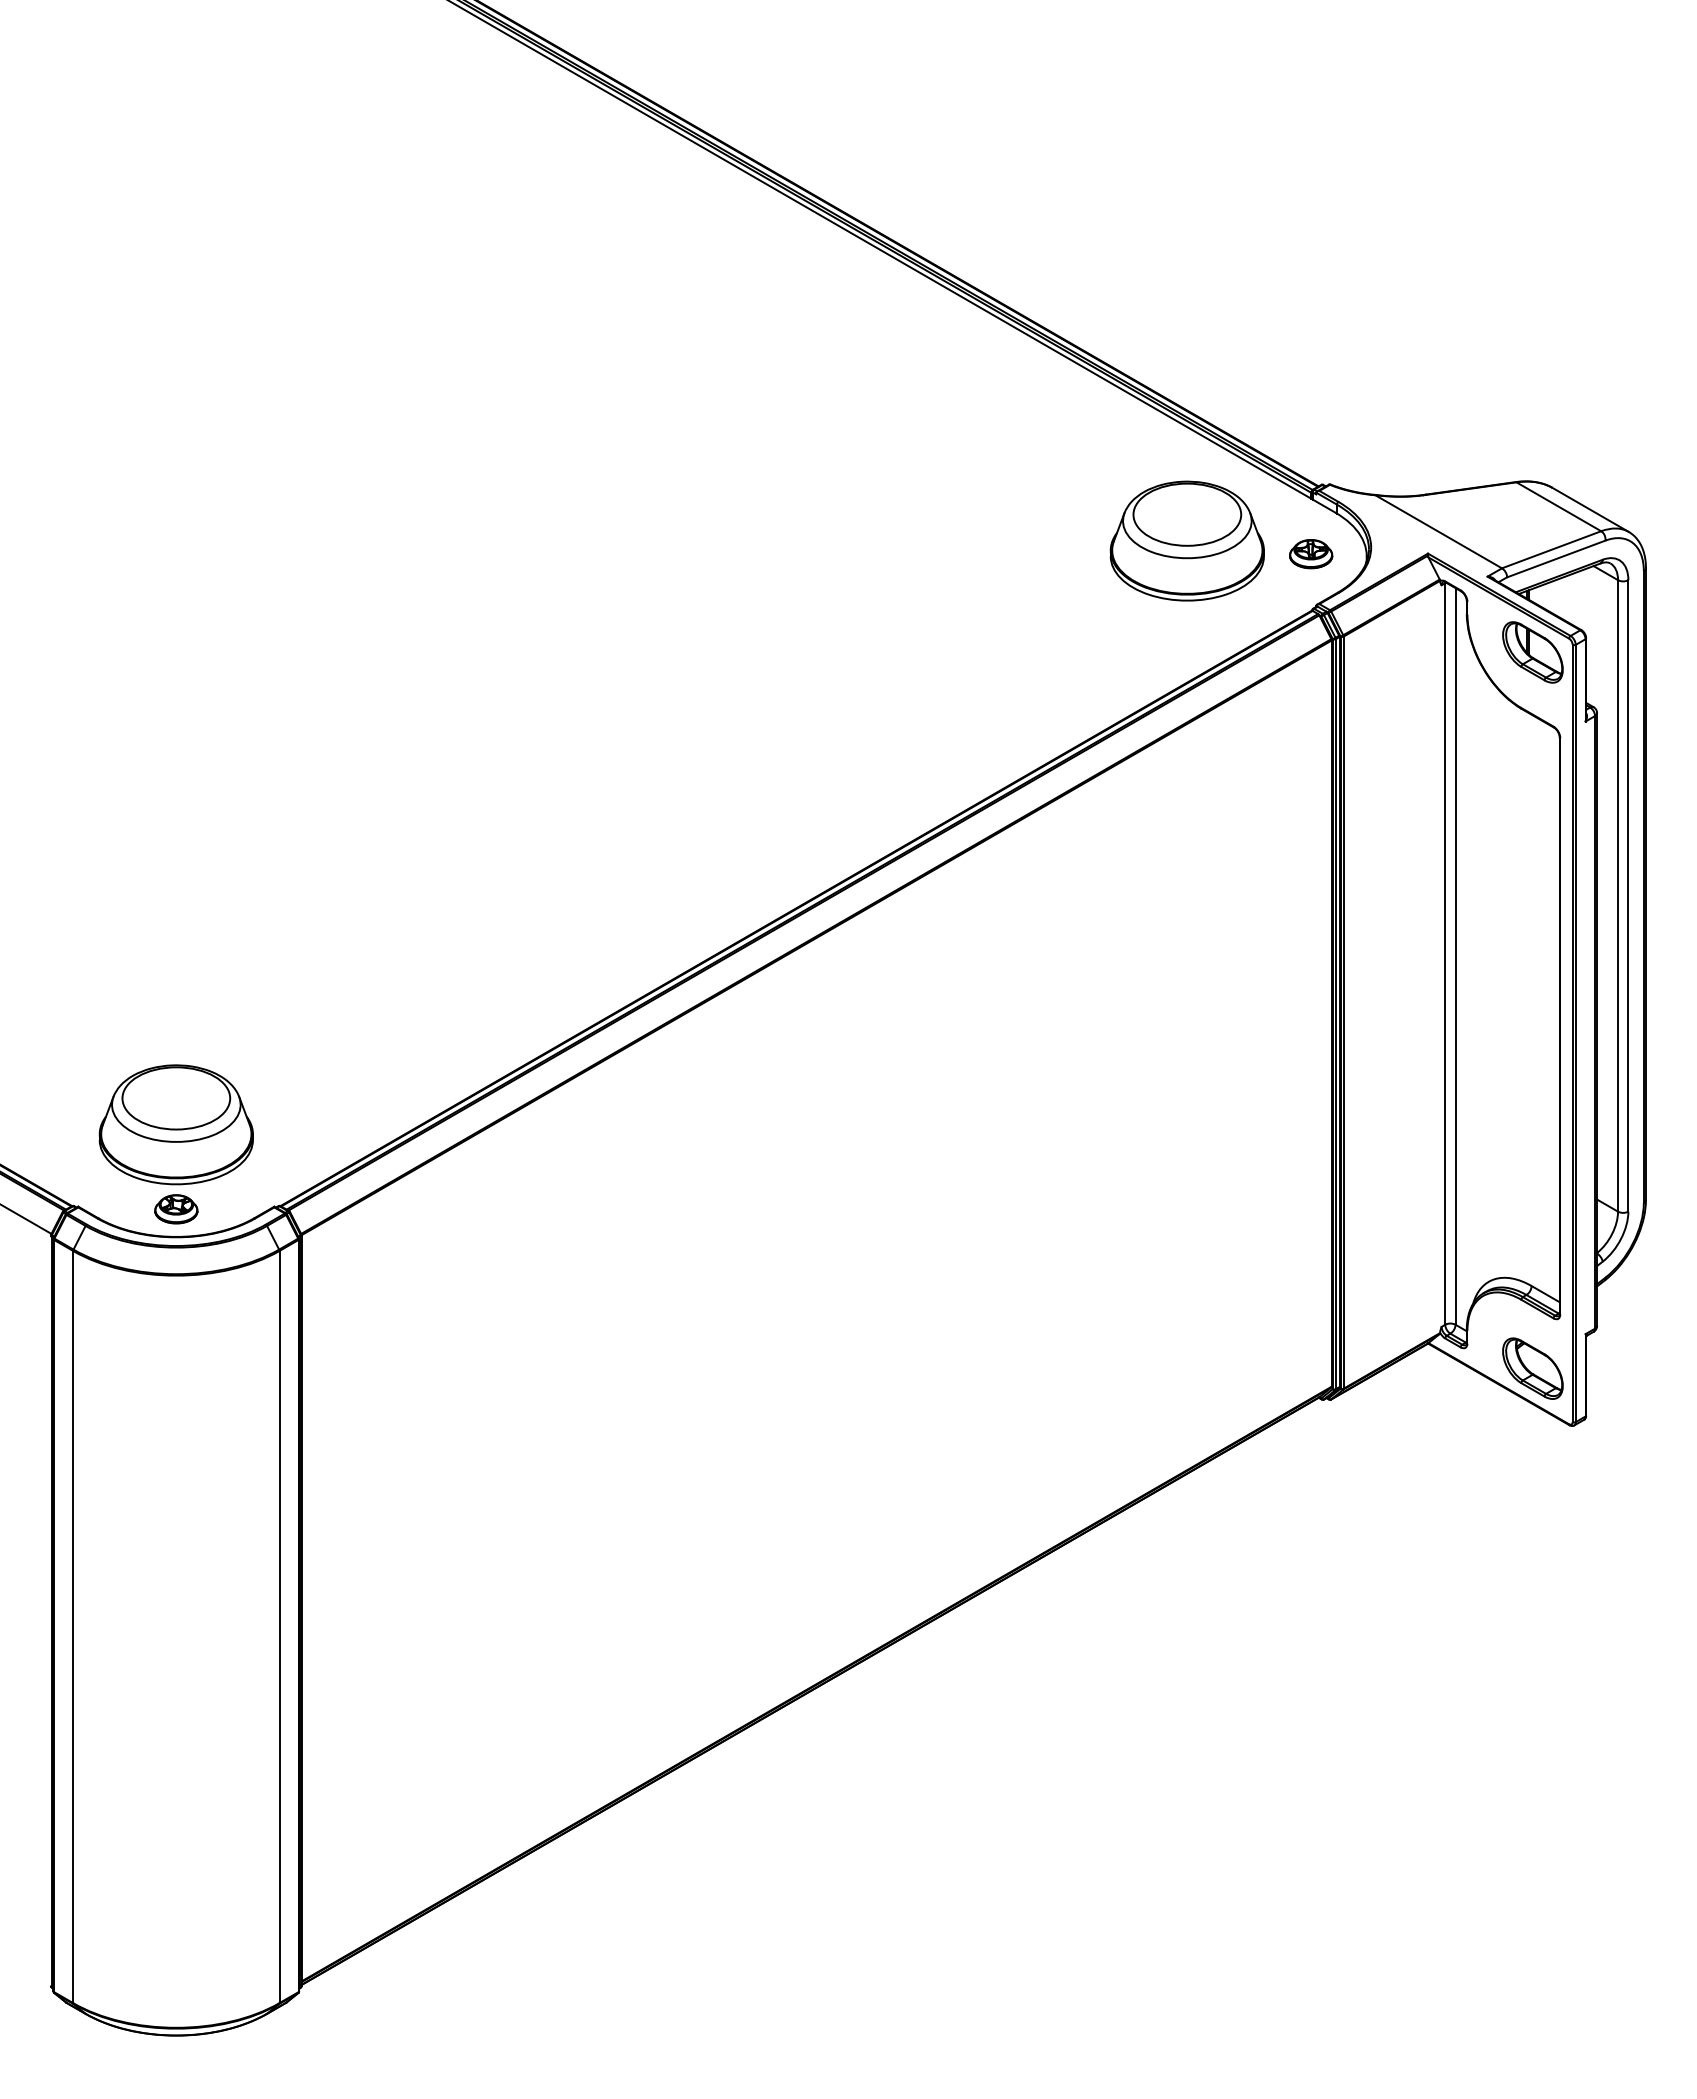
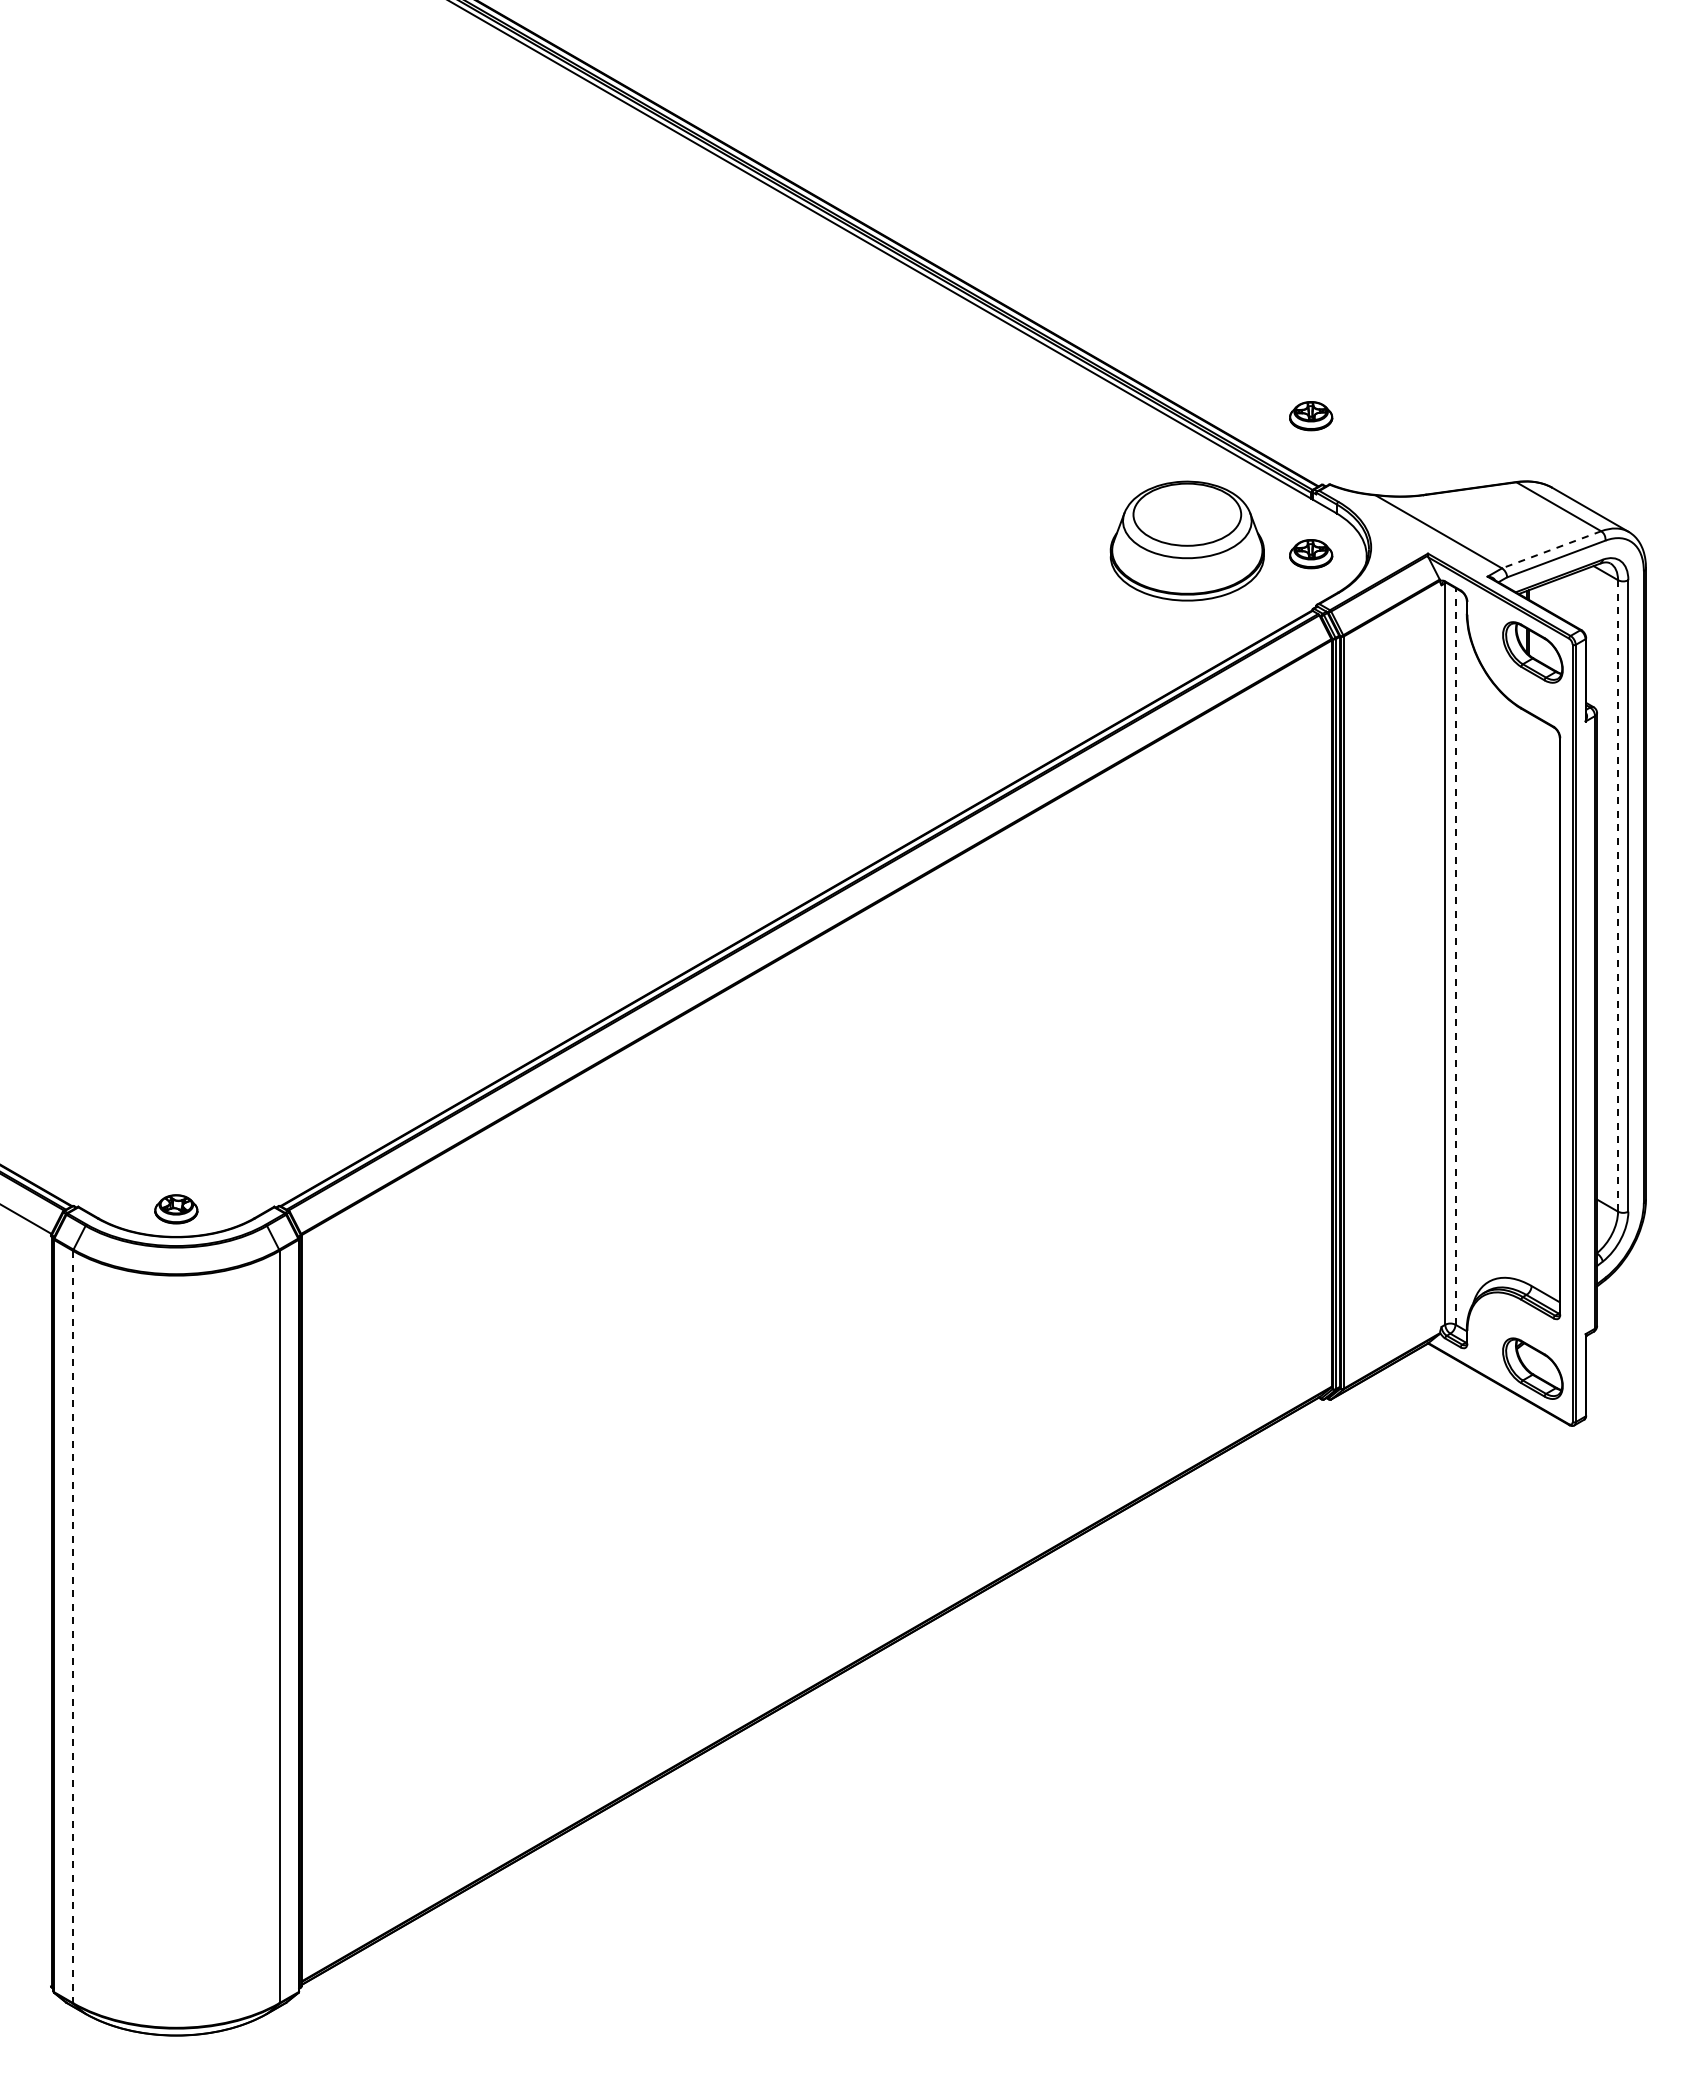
part: none -> present (1311, 416)
line: solid -> dashed (1551, 549)
line: solid -> dashed (1618, 895)
line: solid -> dashed (1455, 955)
part: present -> none (175, 1124)
line: solid -> dashed (73, 1627)
